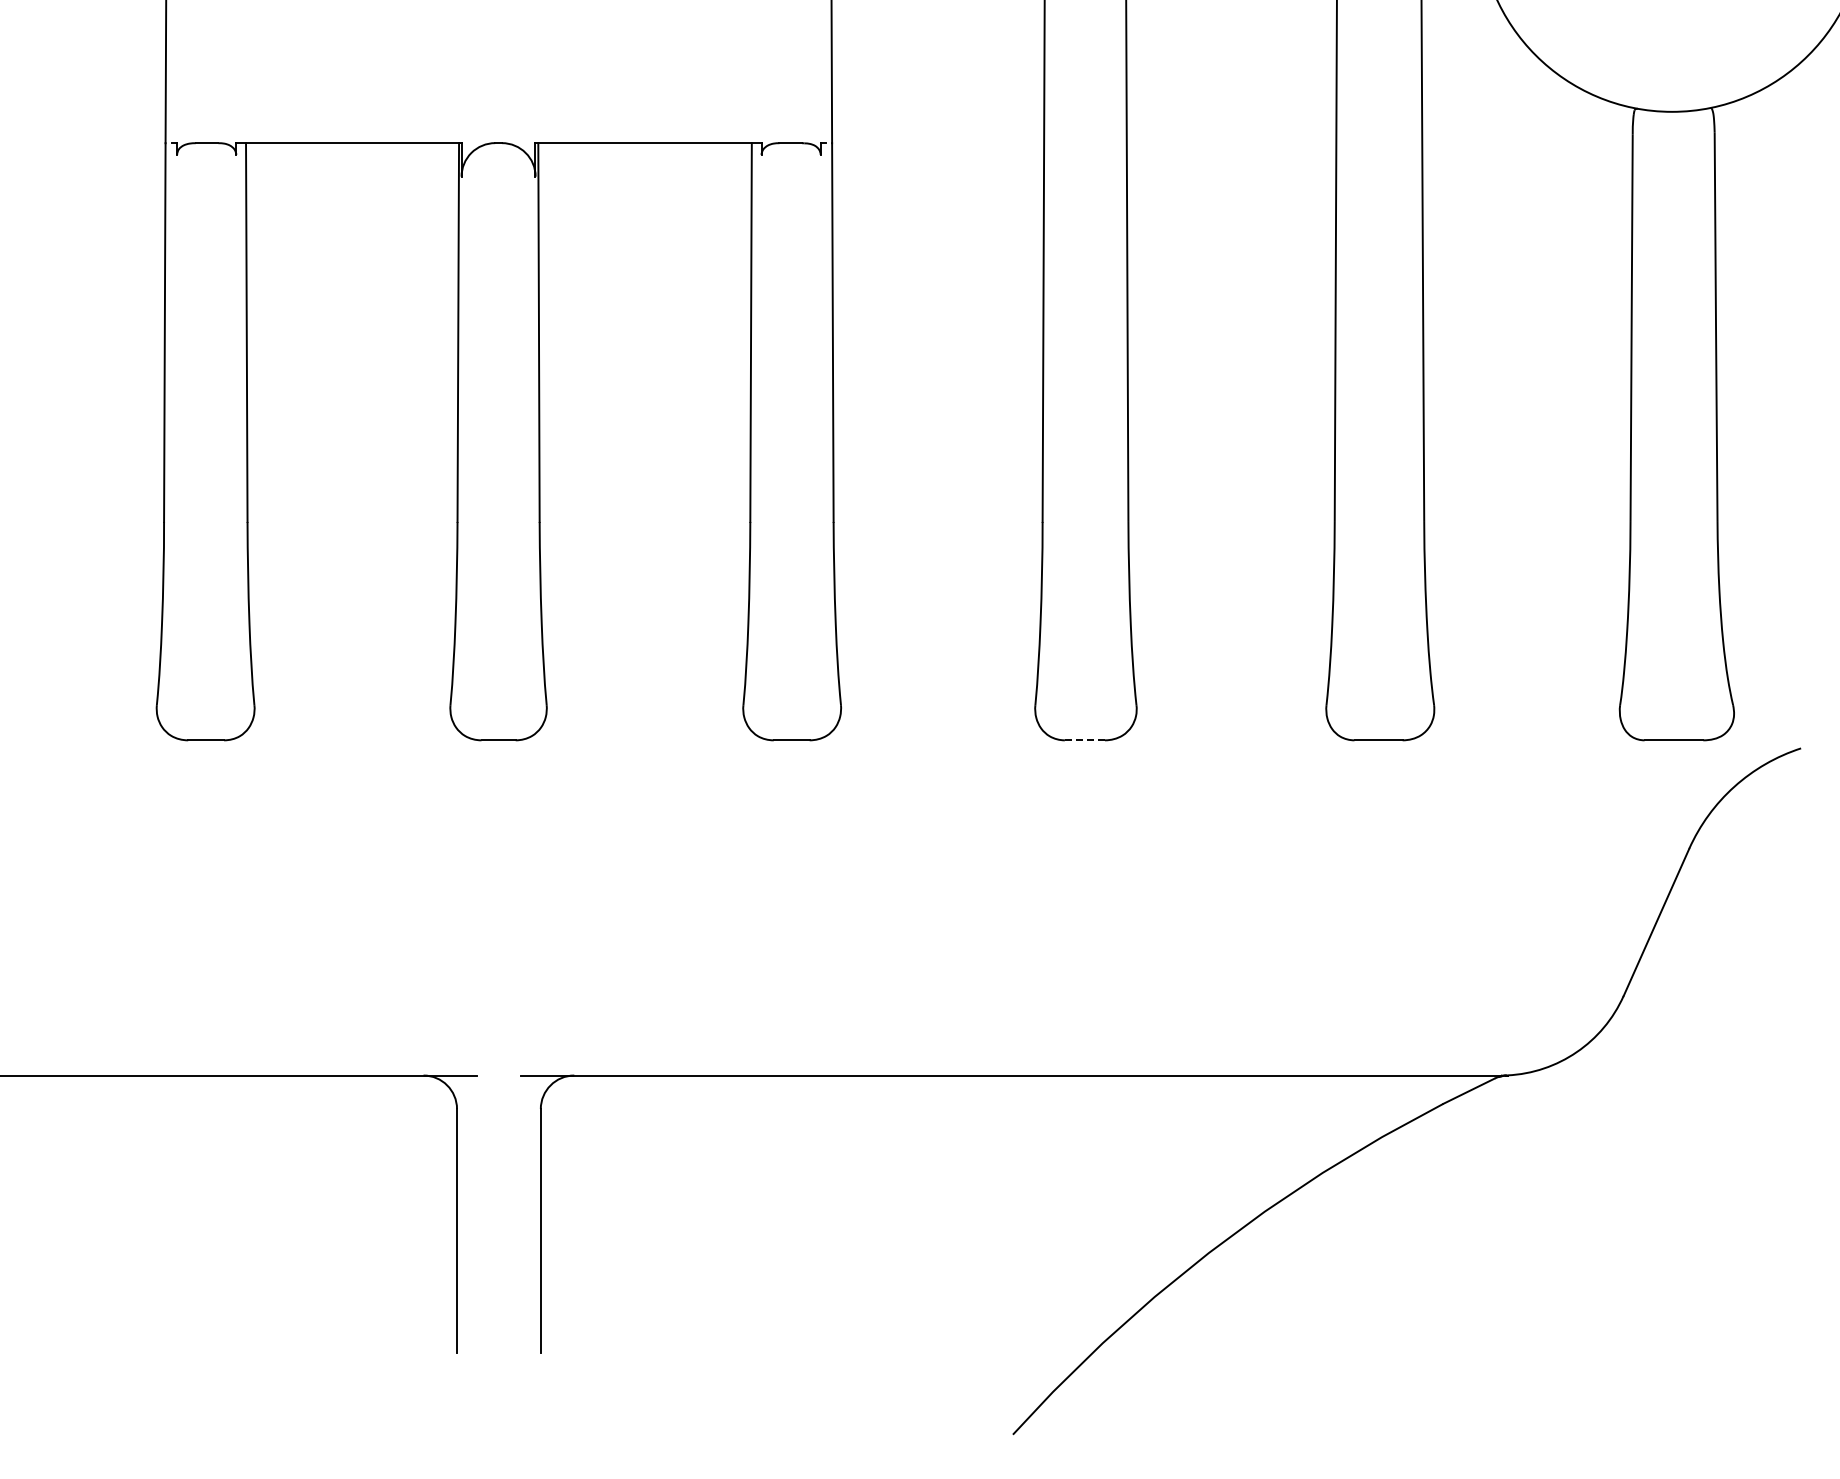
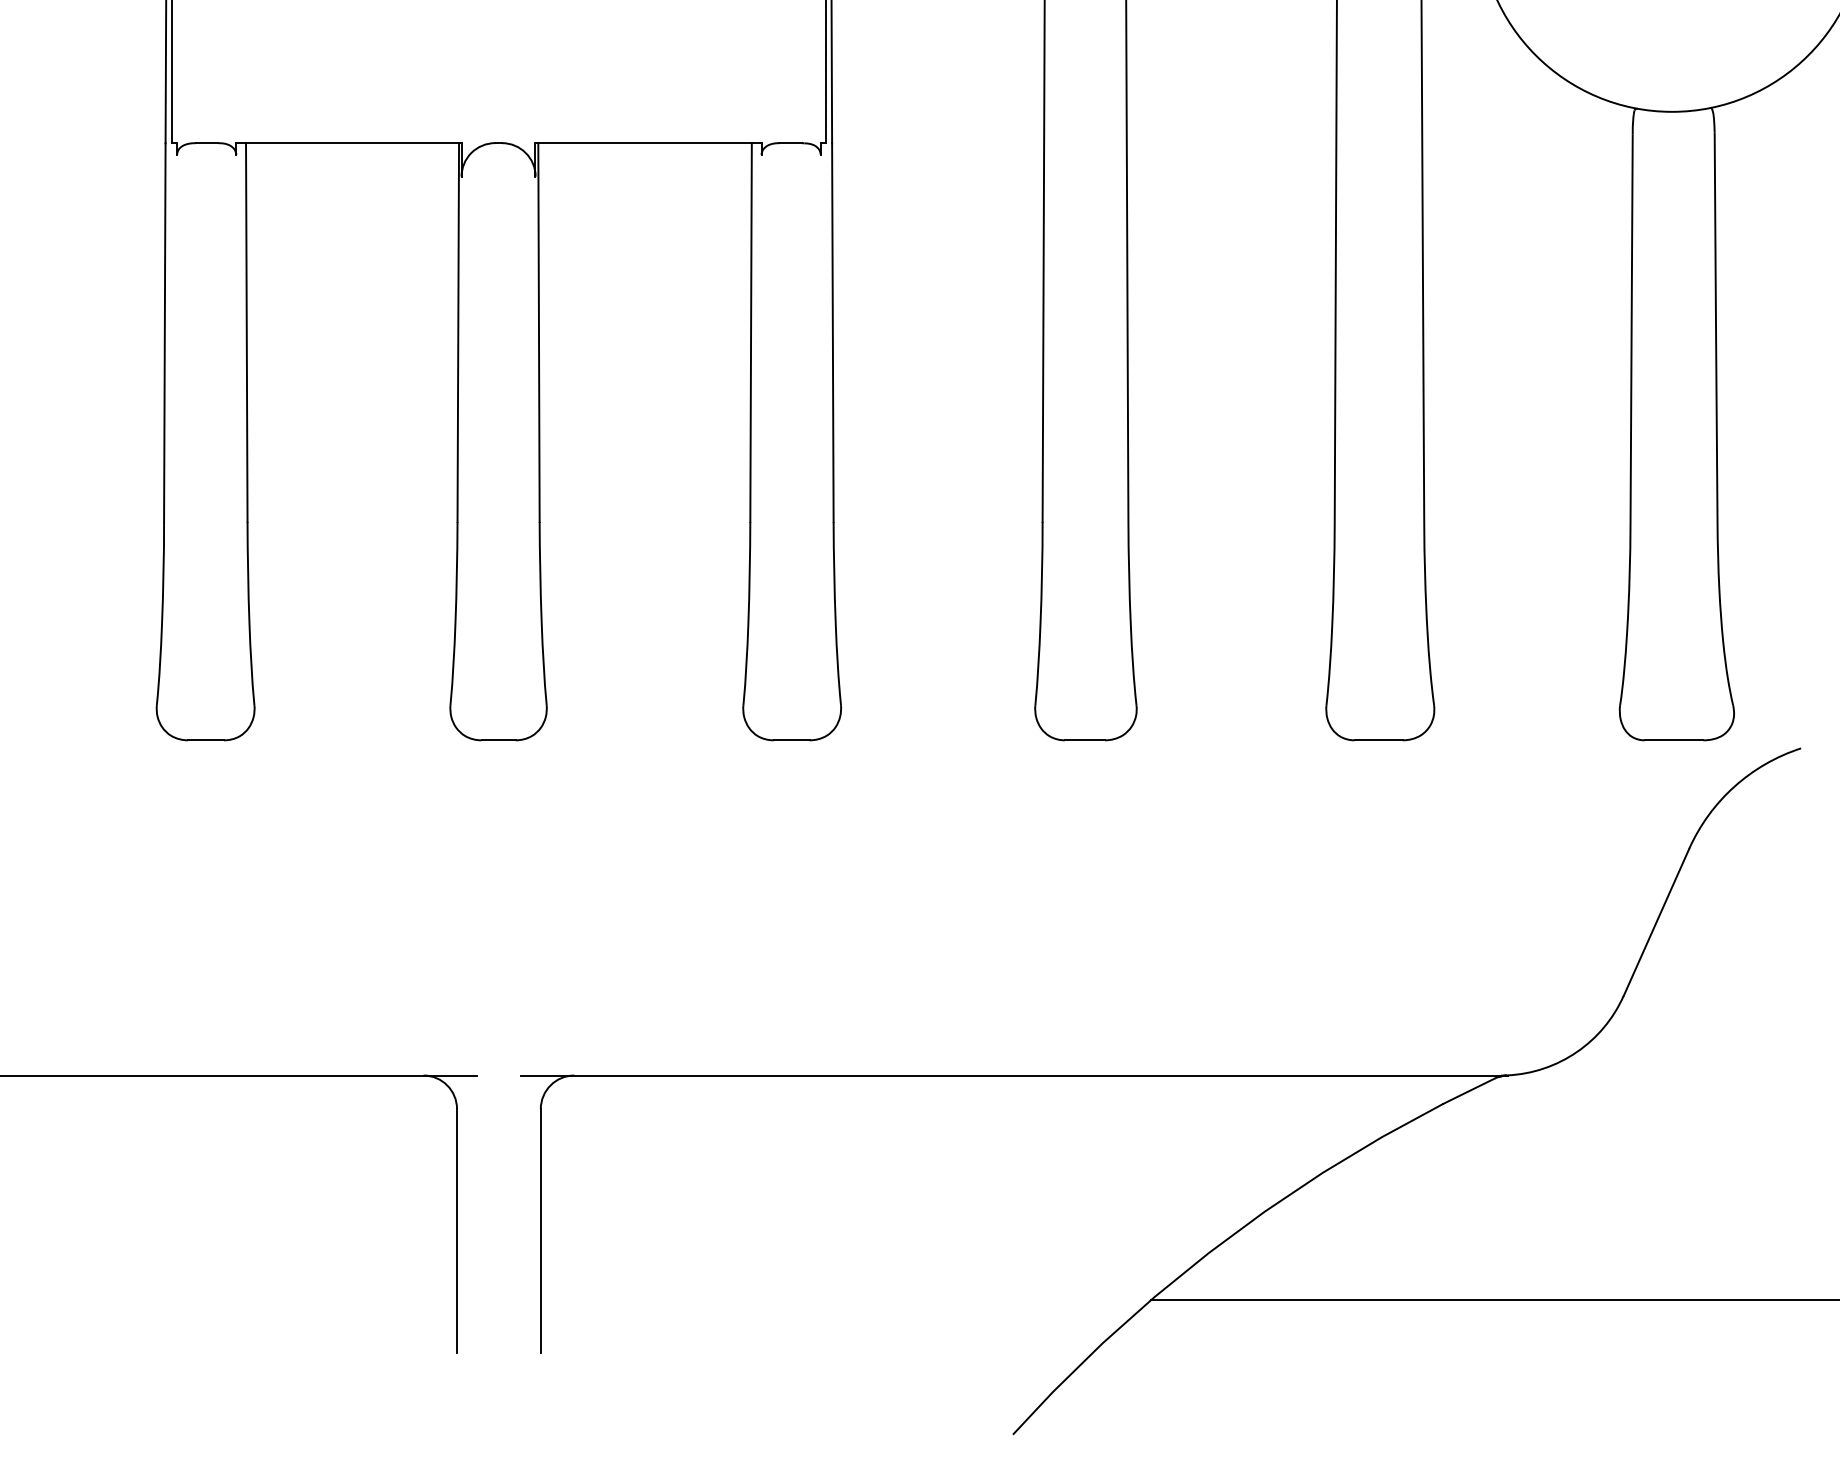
line: none -> present (172, 72)
line: none -> present (825, 72)
line: dashed -> solid (1085, 740)
line: none -> present (1493, 1300)
